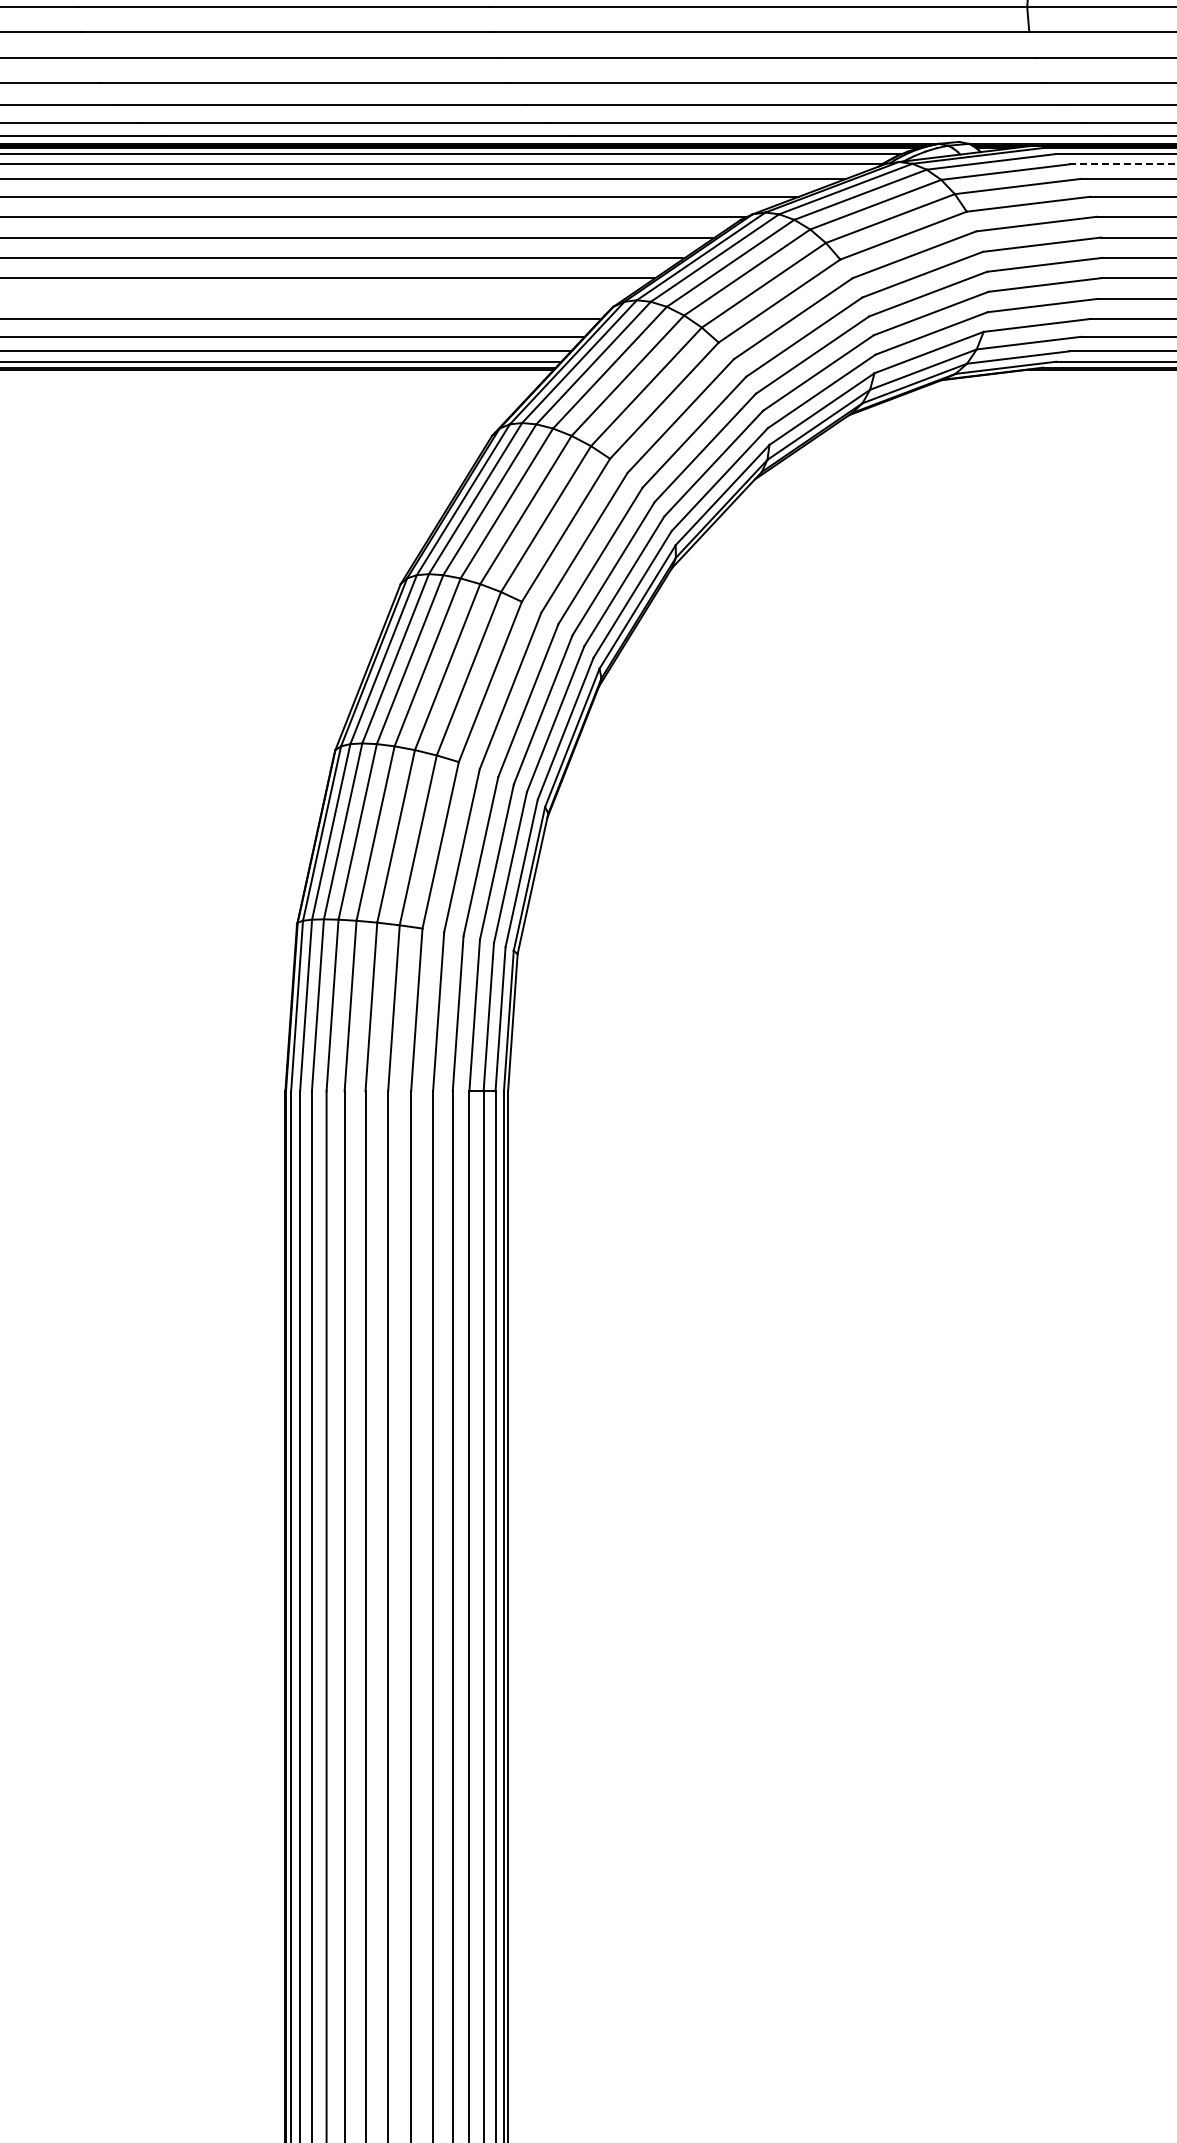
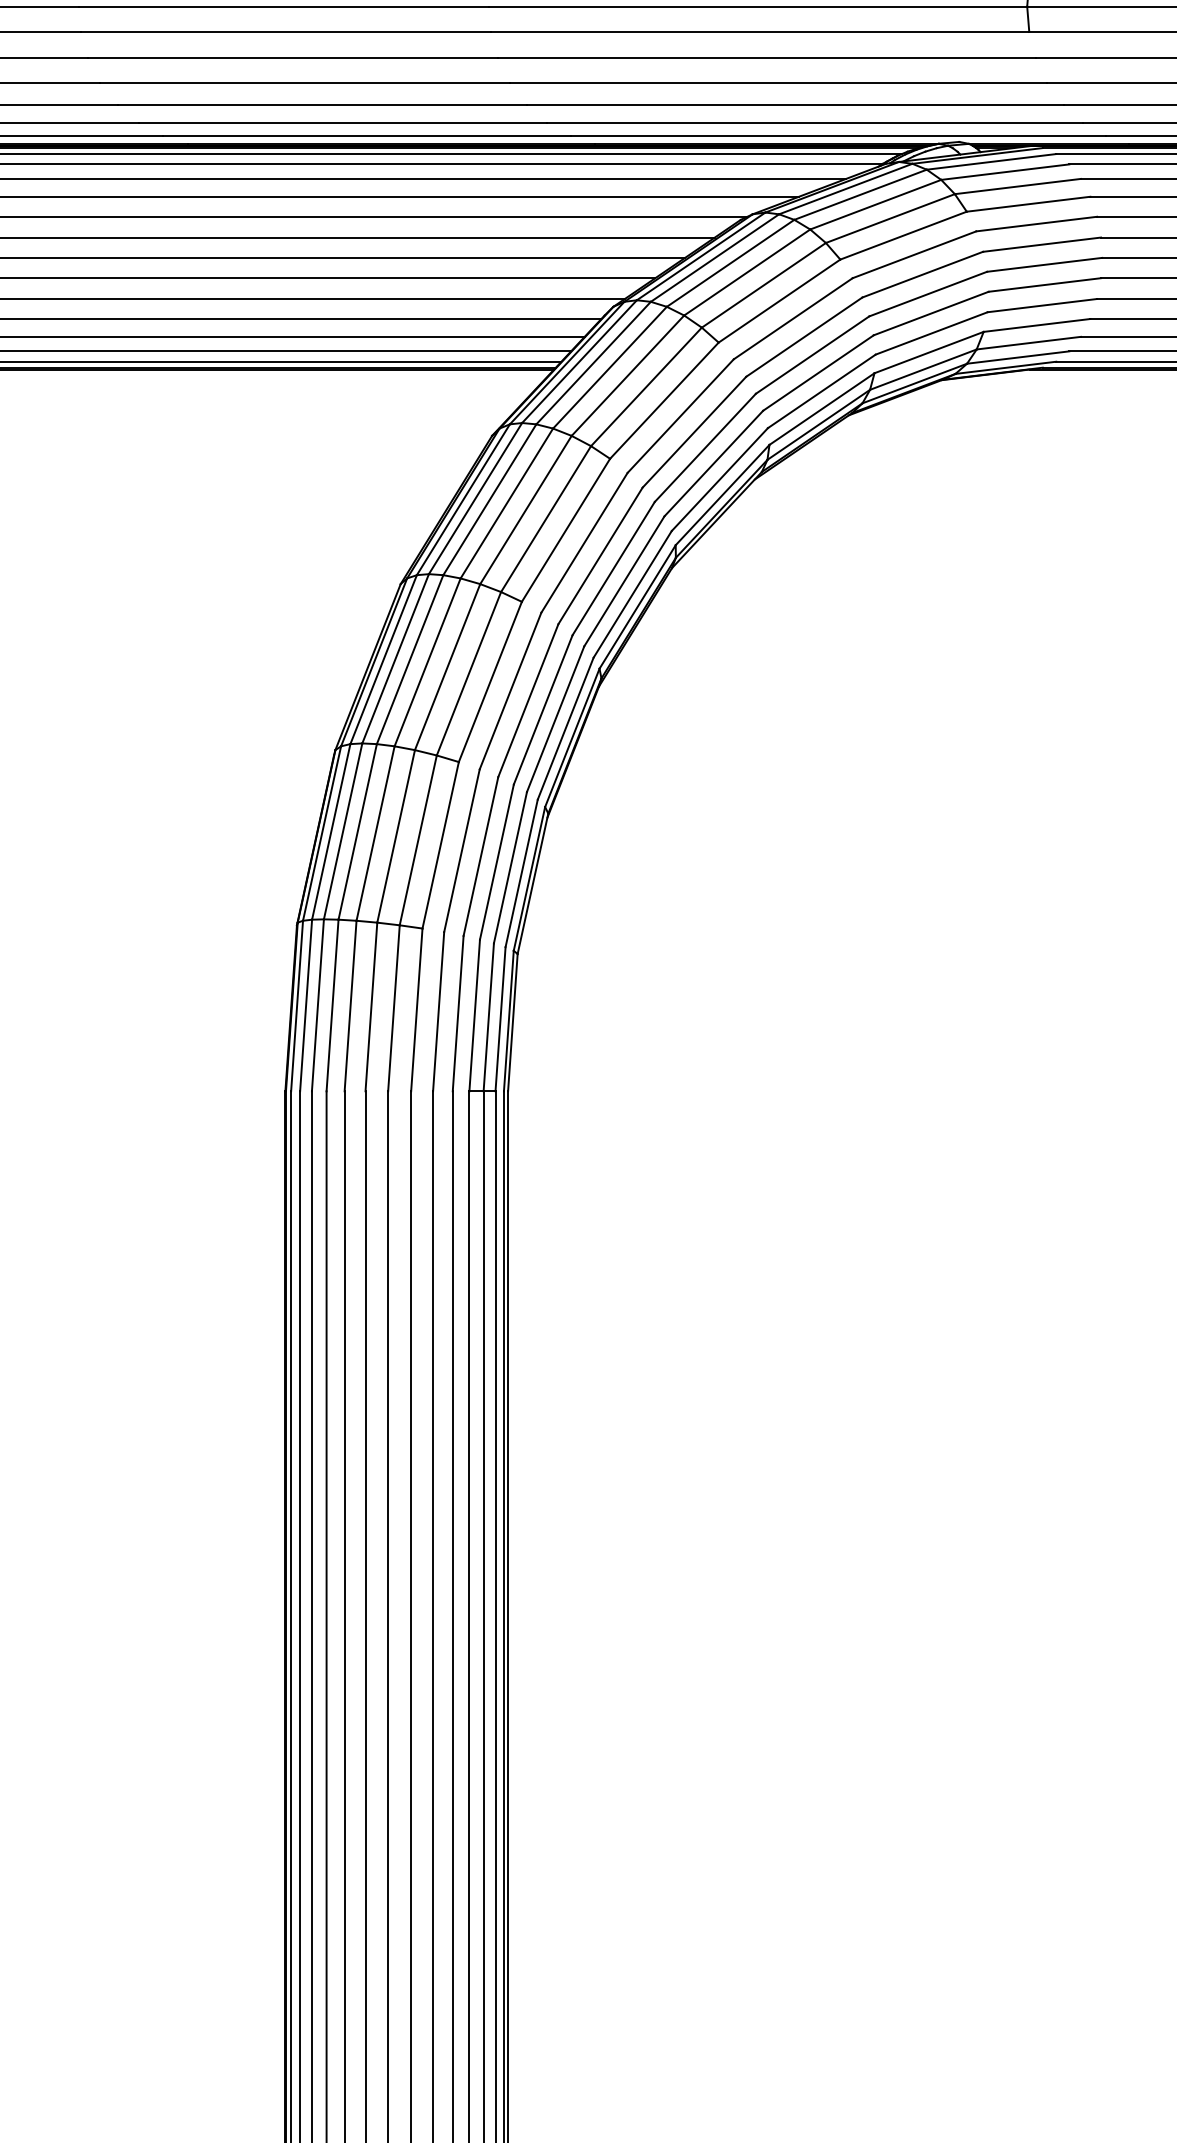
line: dashed -> solid (1123, 164)
line: none -> present (313, 299)
